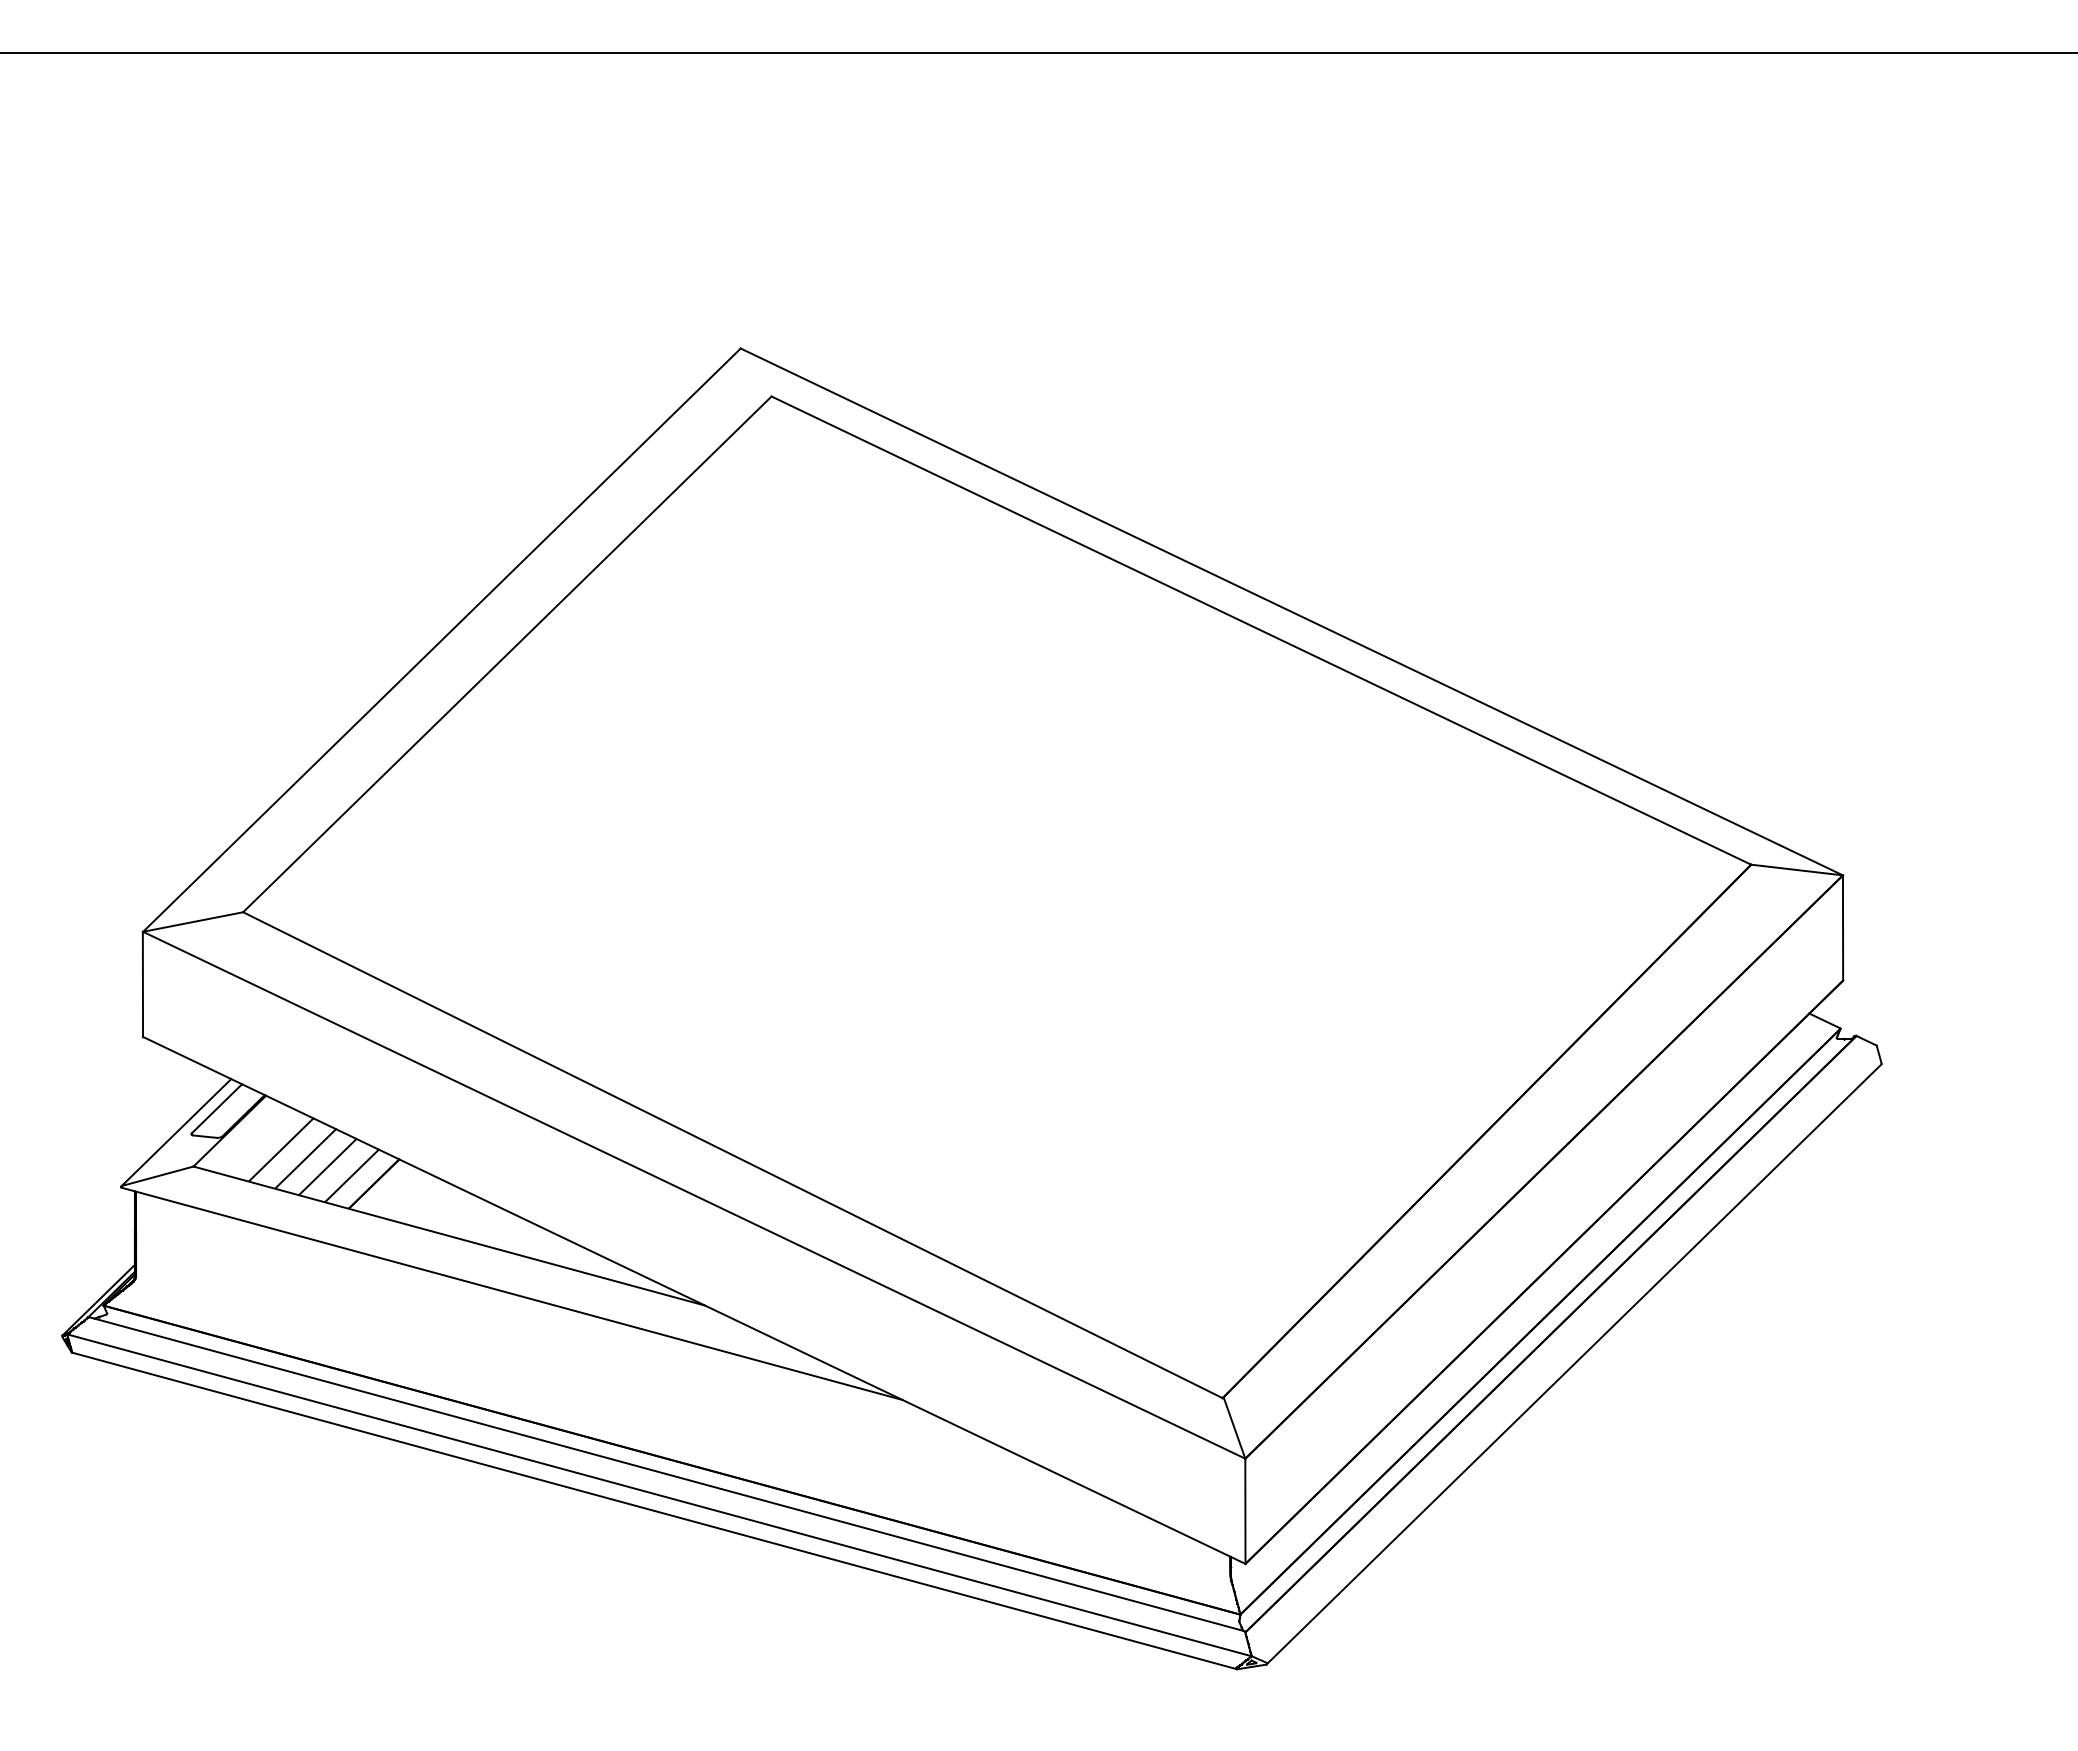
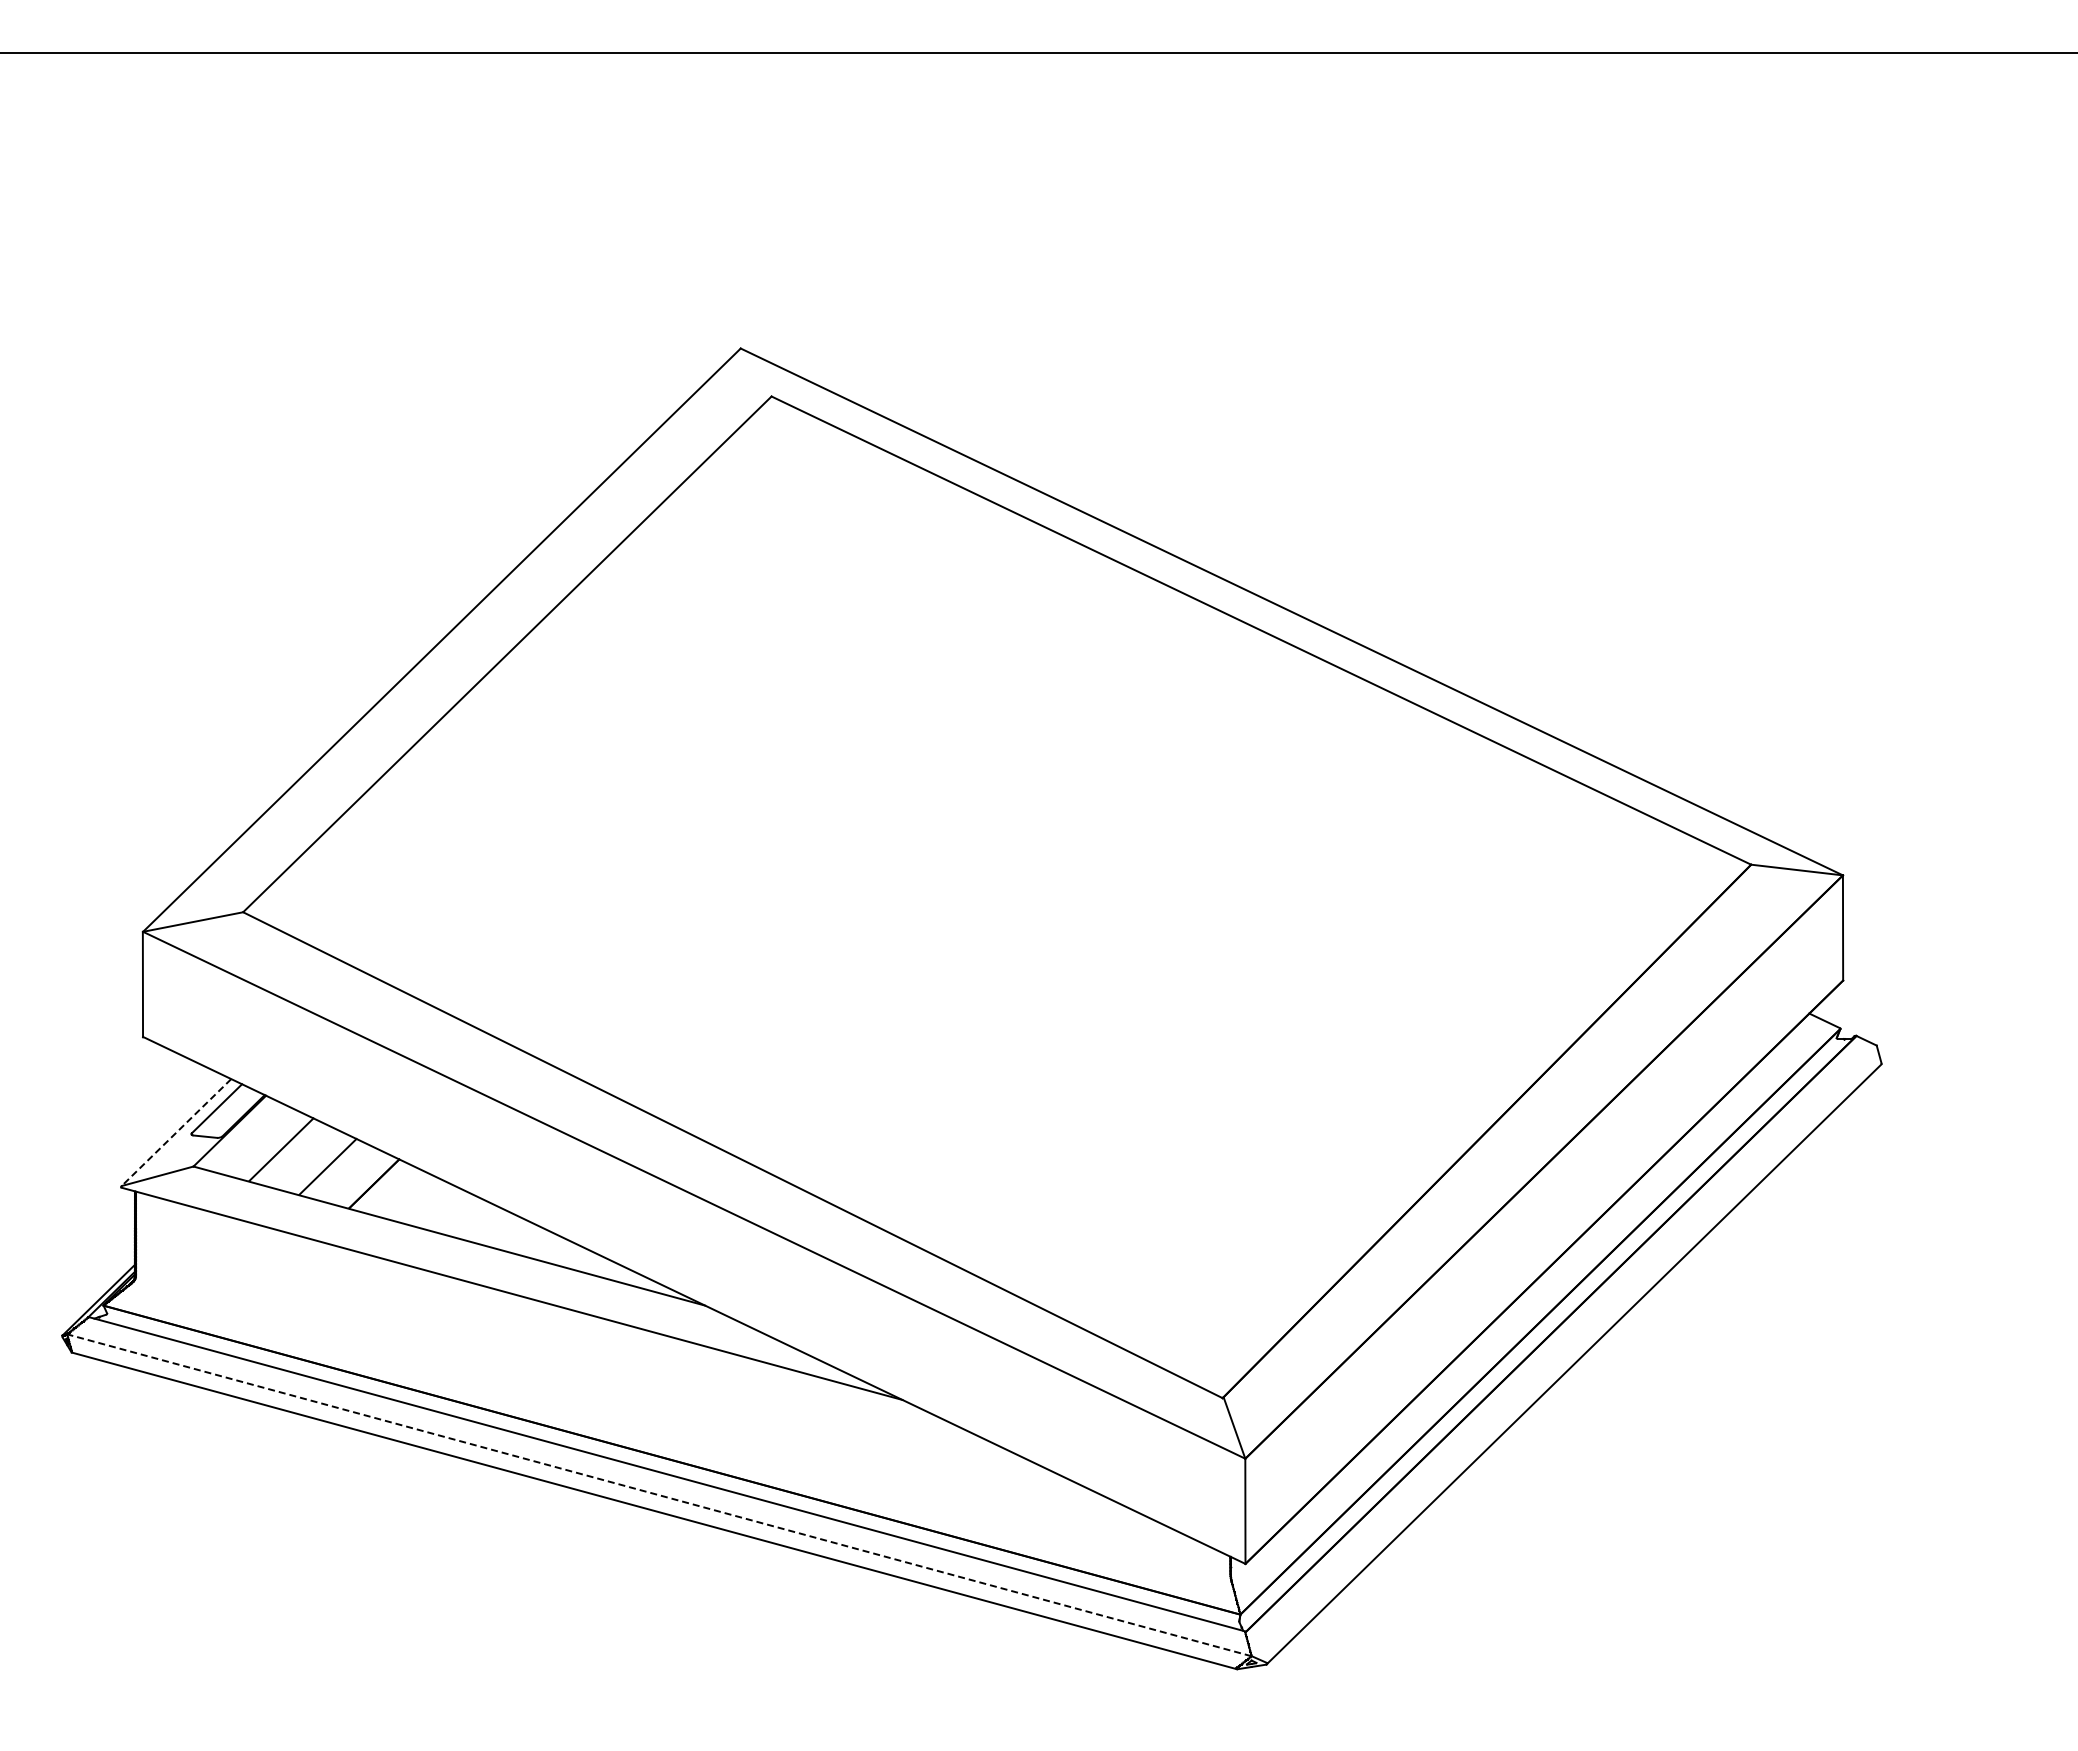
line: solid -> dashed (176, 1132)
line: present -> none (305, 1158)
line: present -> none (351, 1175)
line: solid -> dashed (659, 1495)
